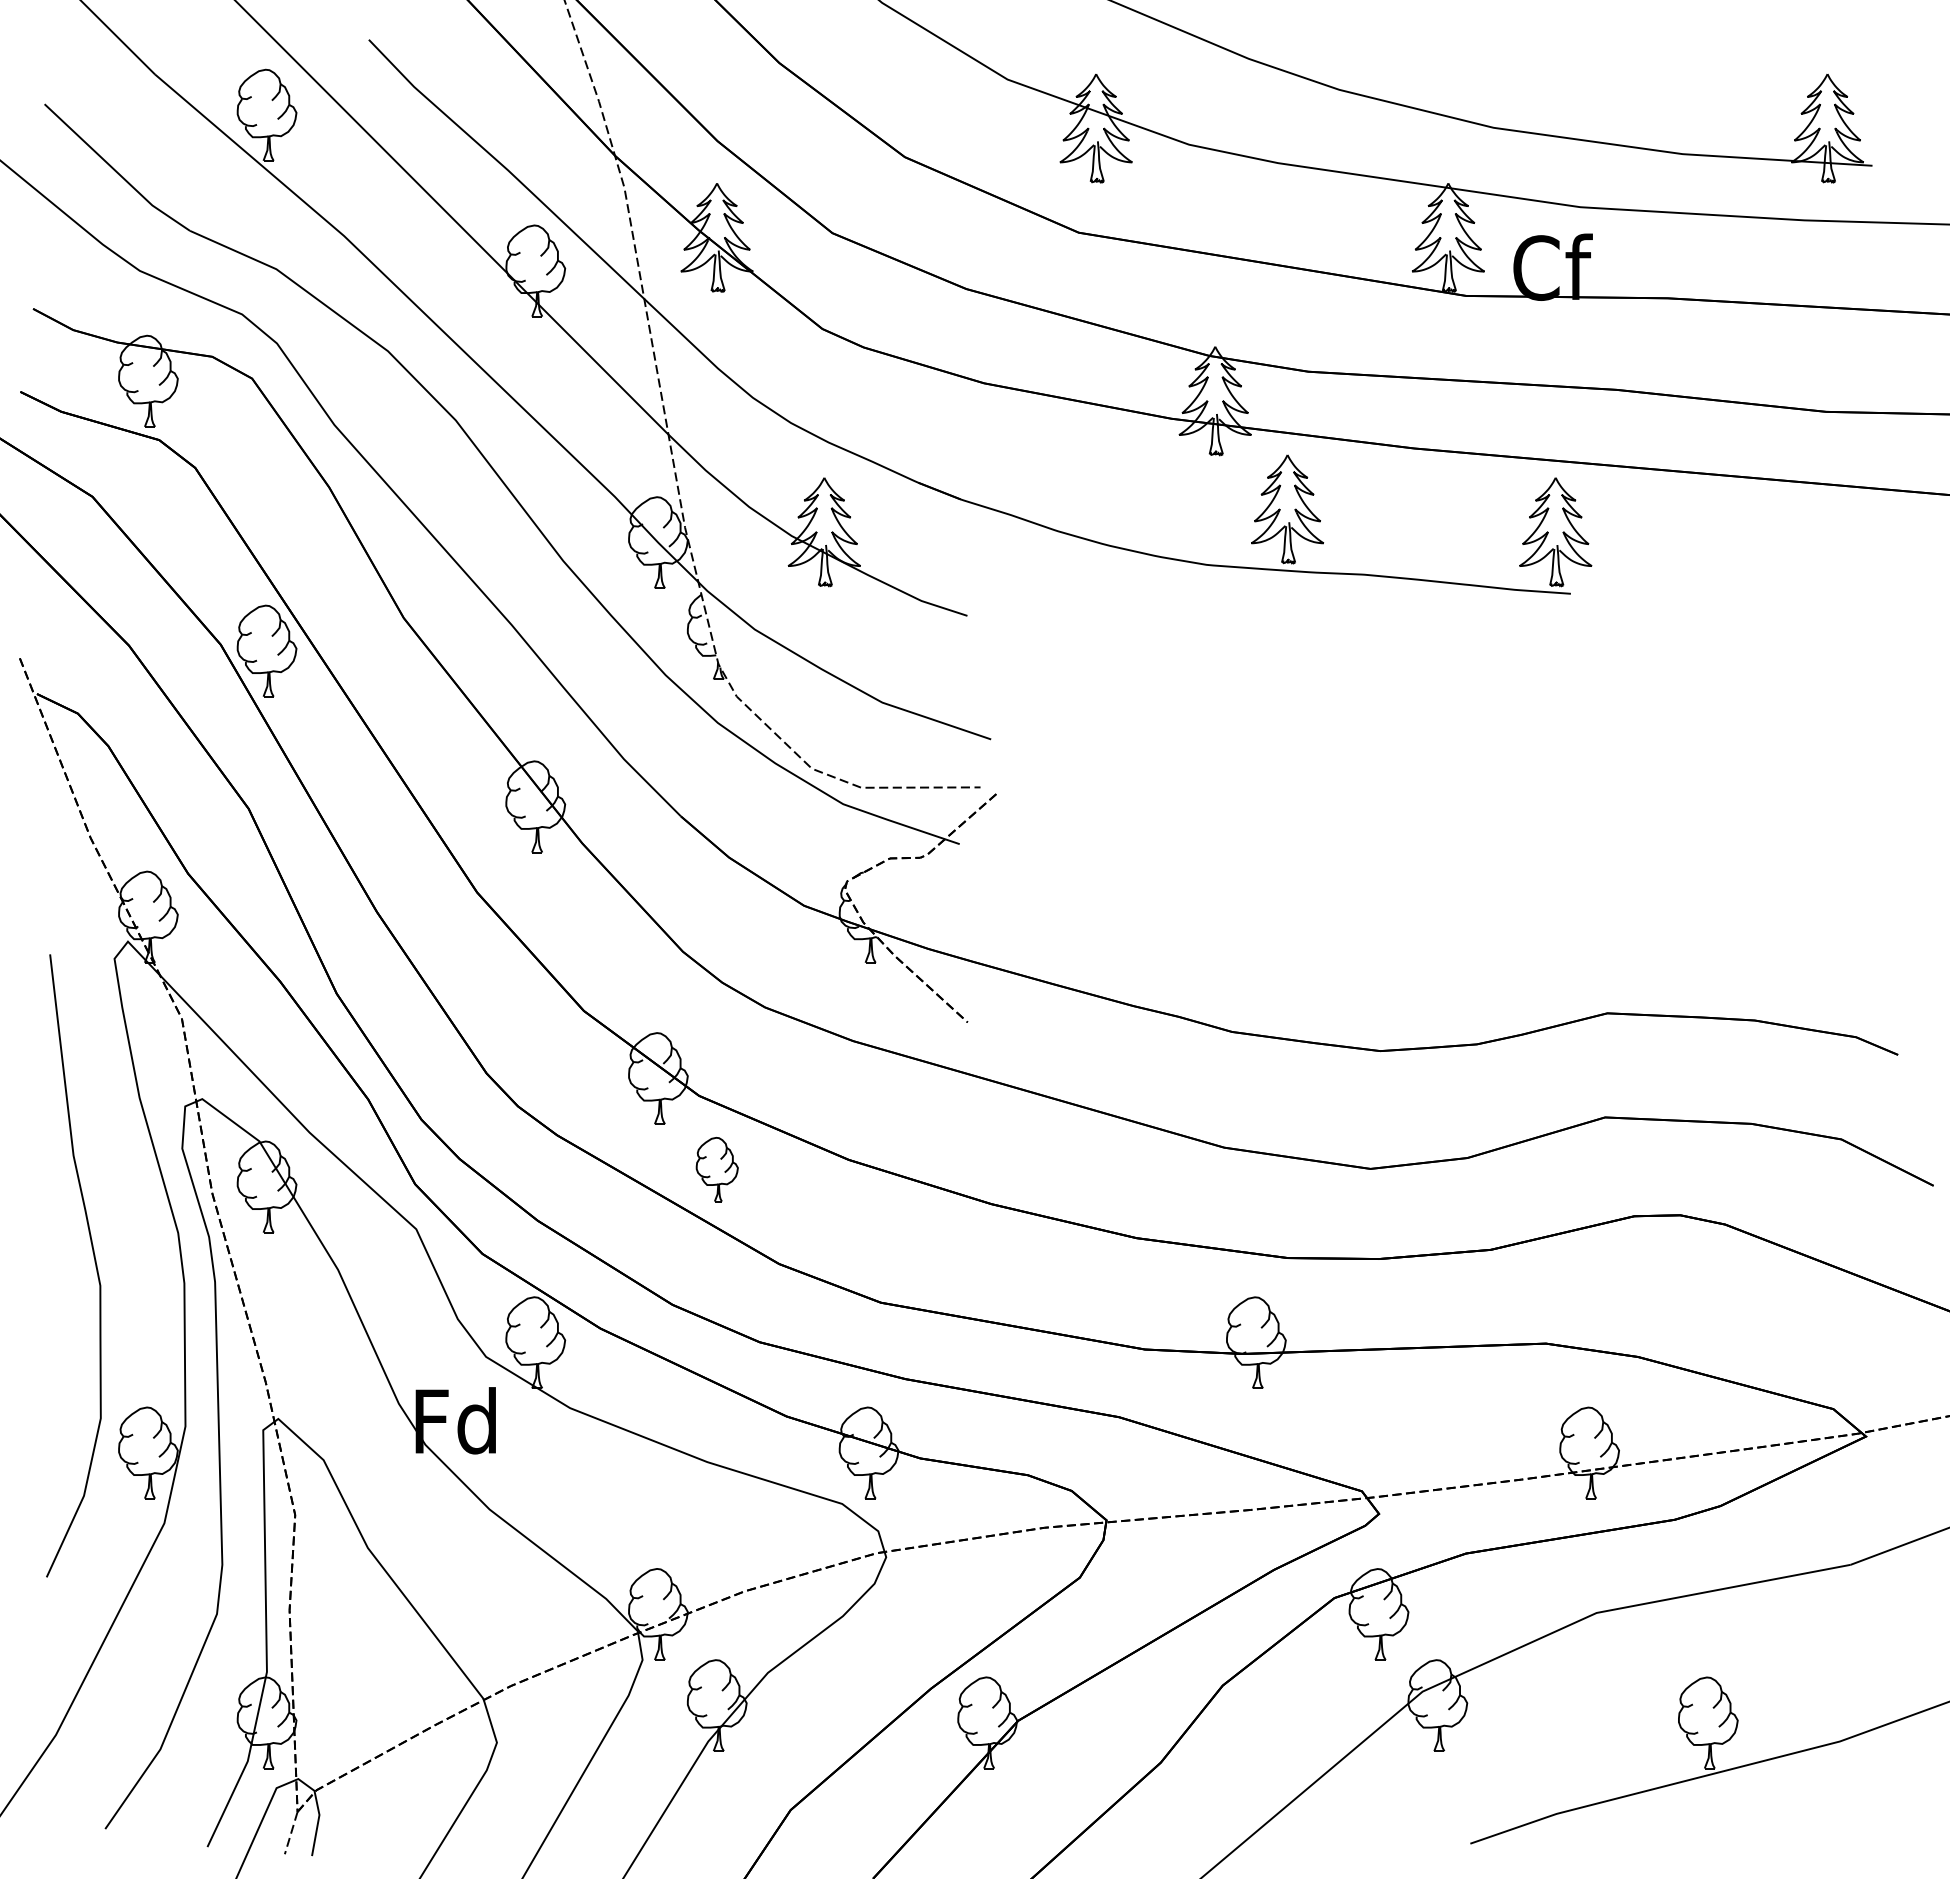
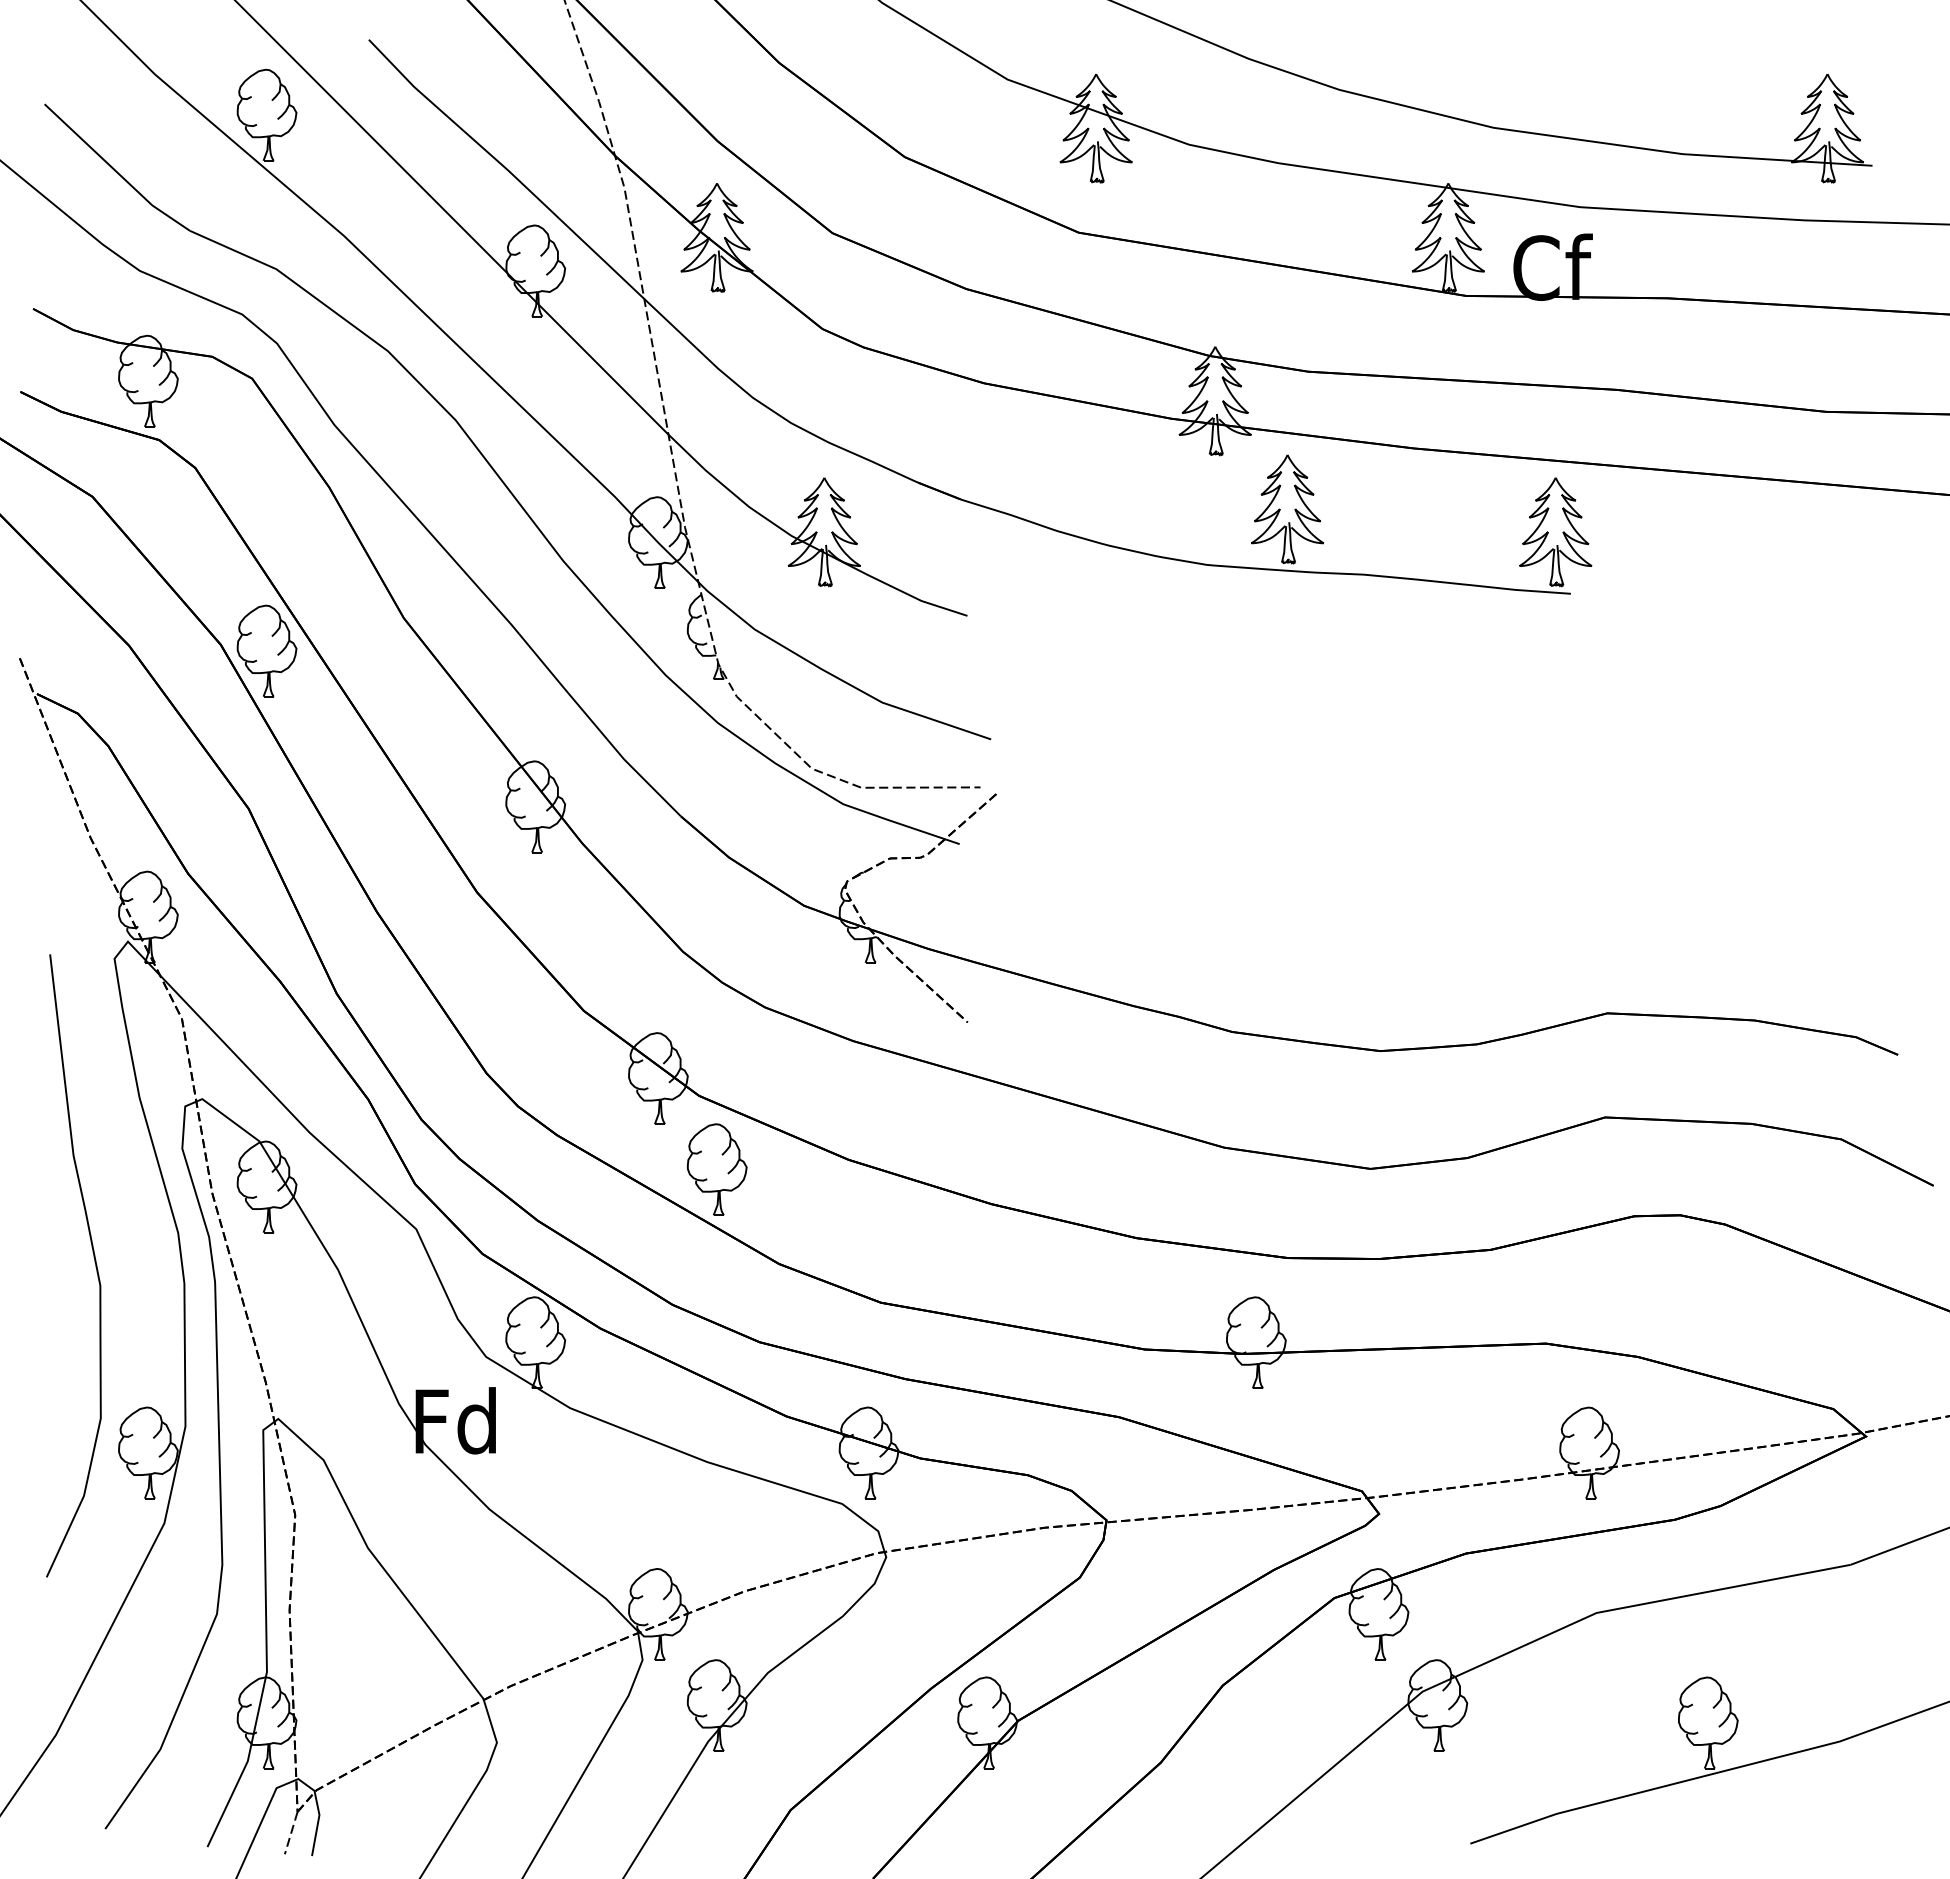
part size: 44x66 px -> 61x93 px (717, 1169)
